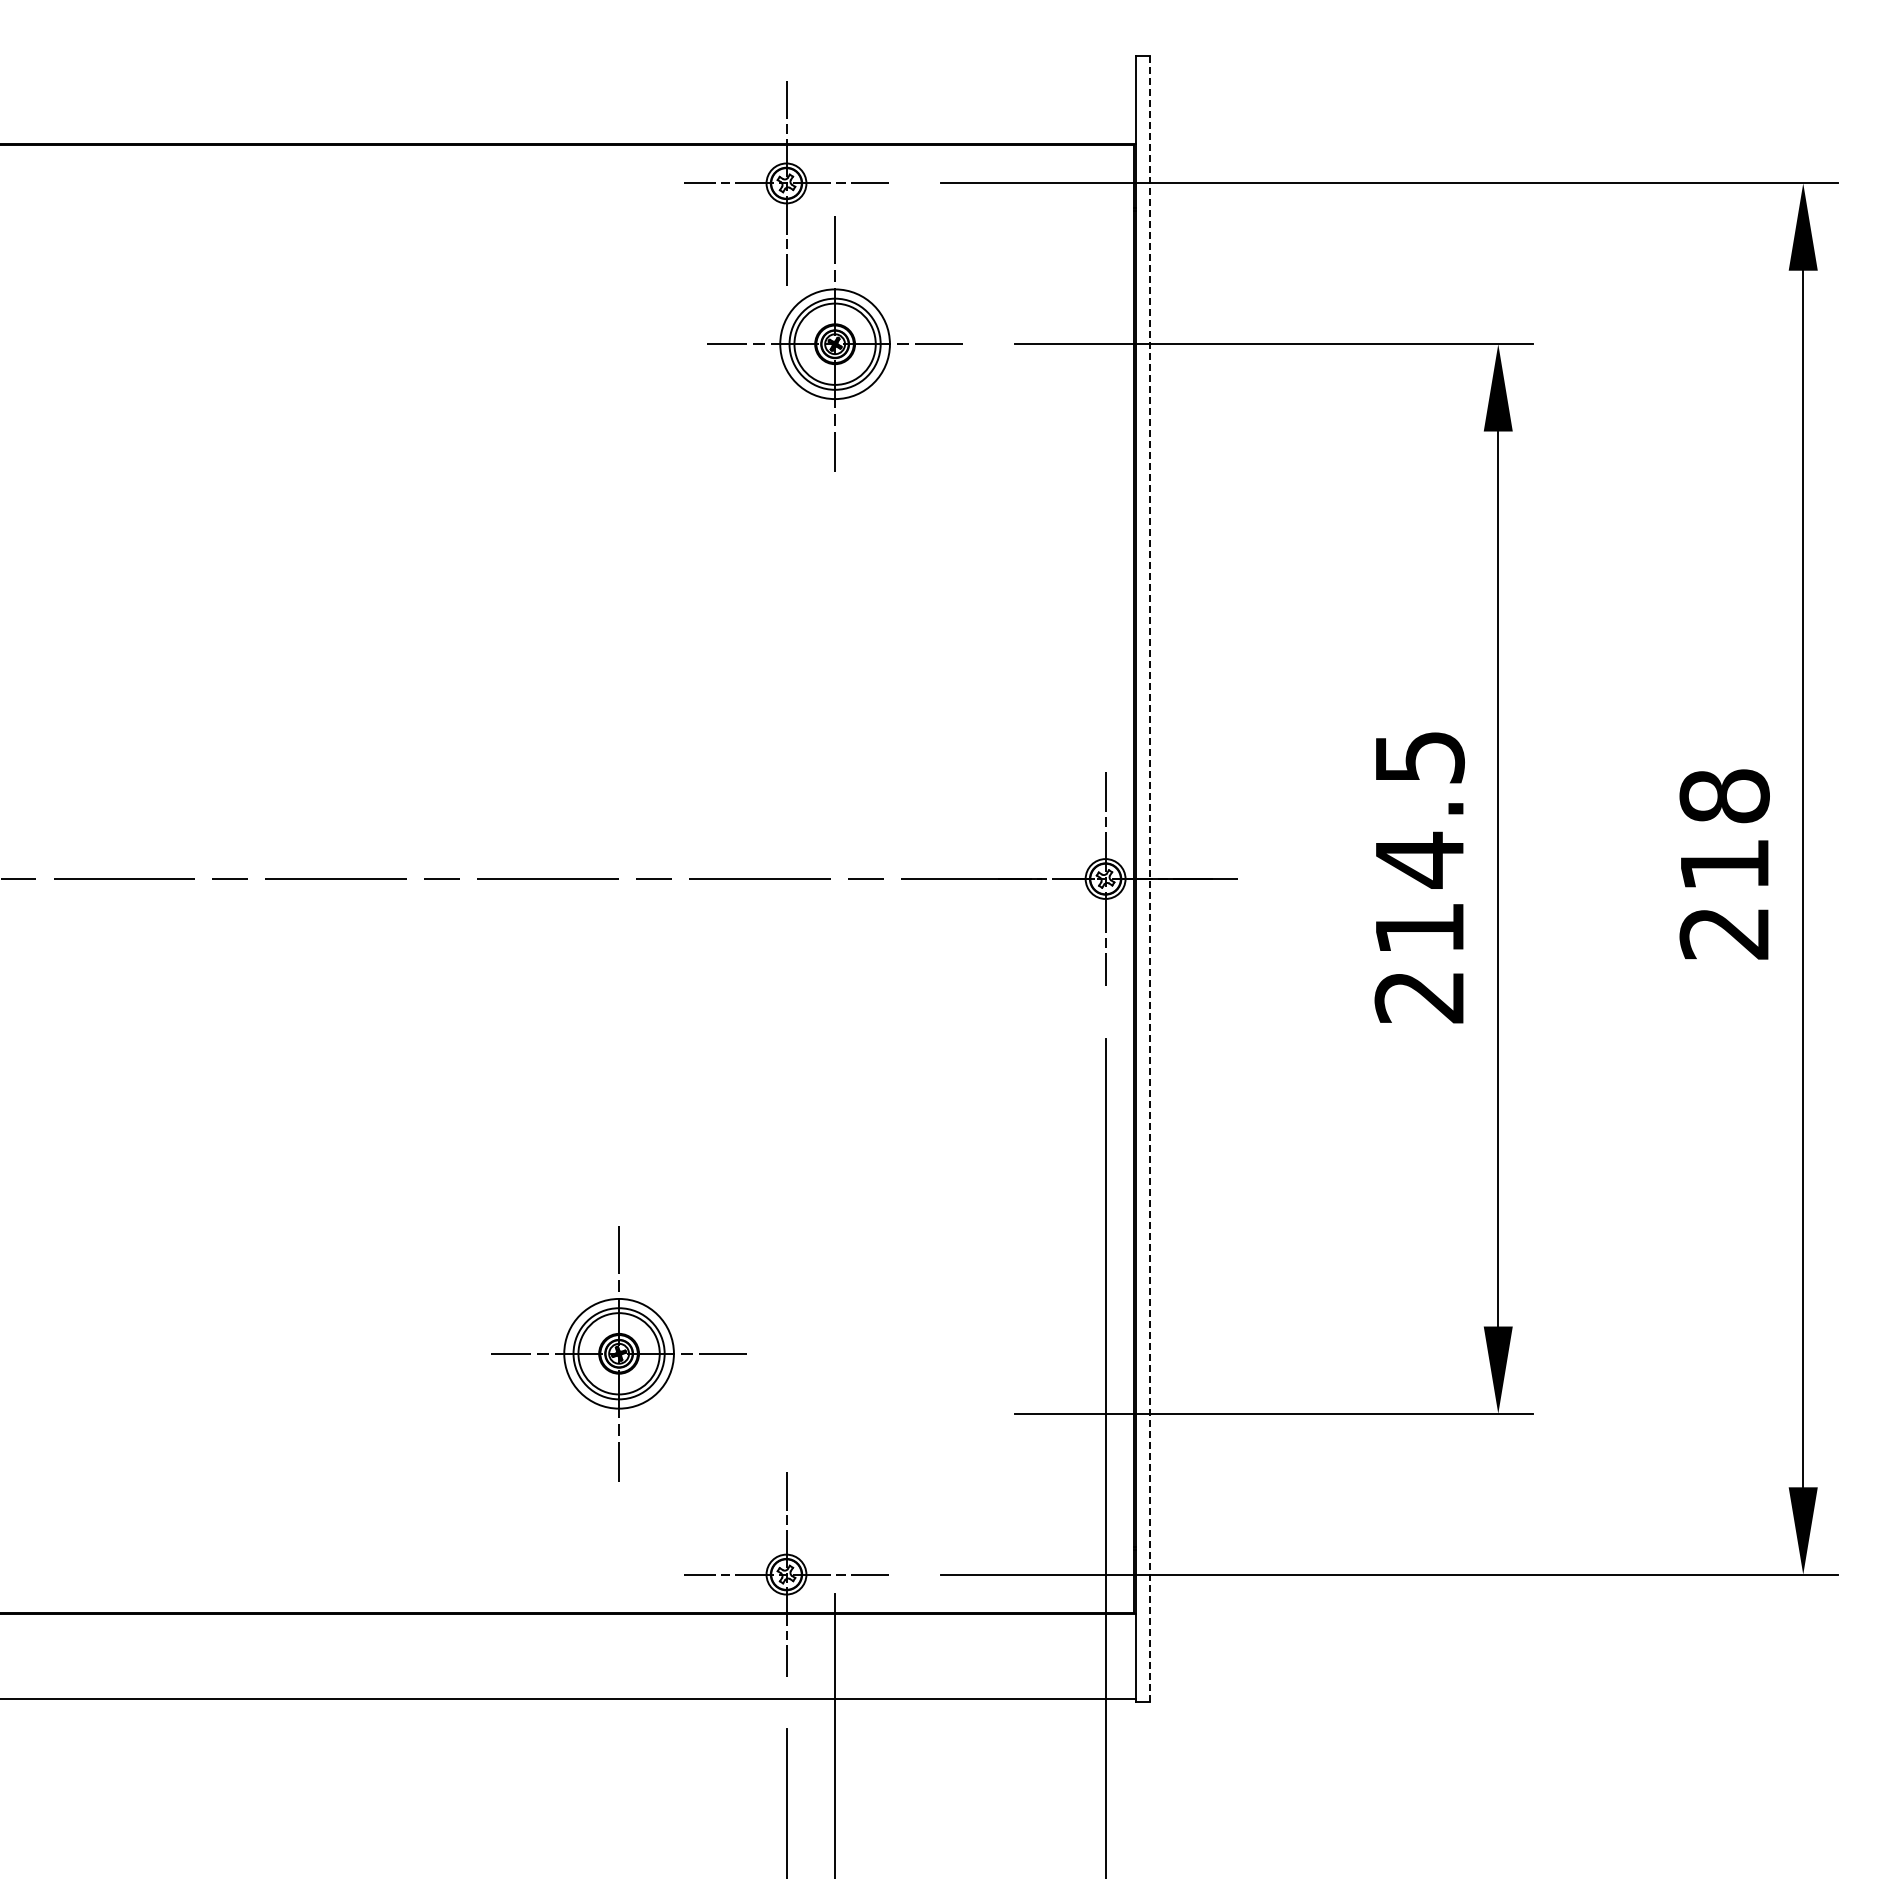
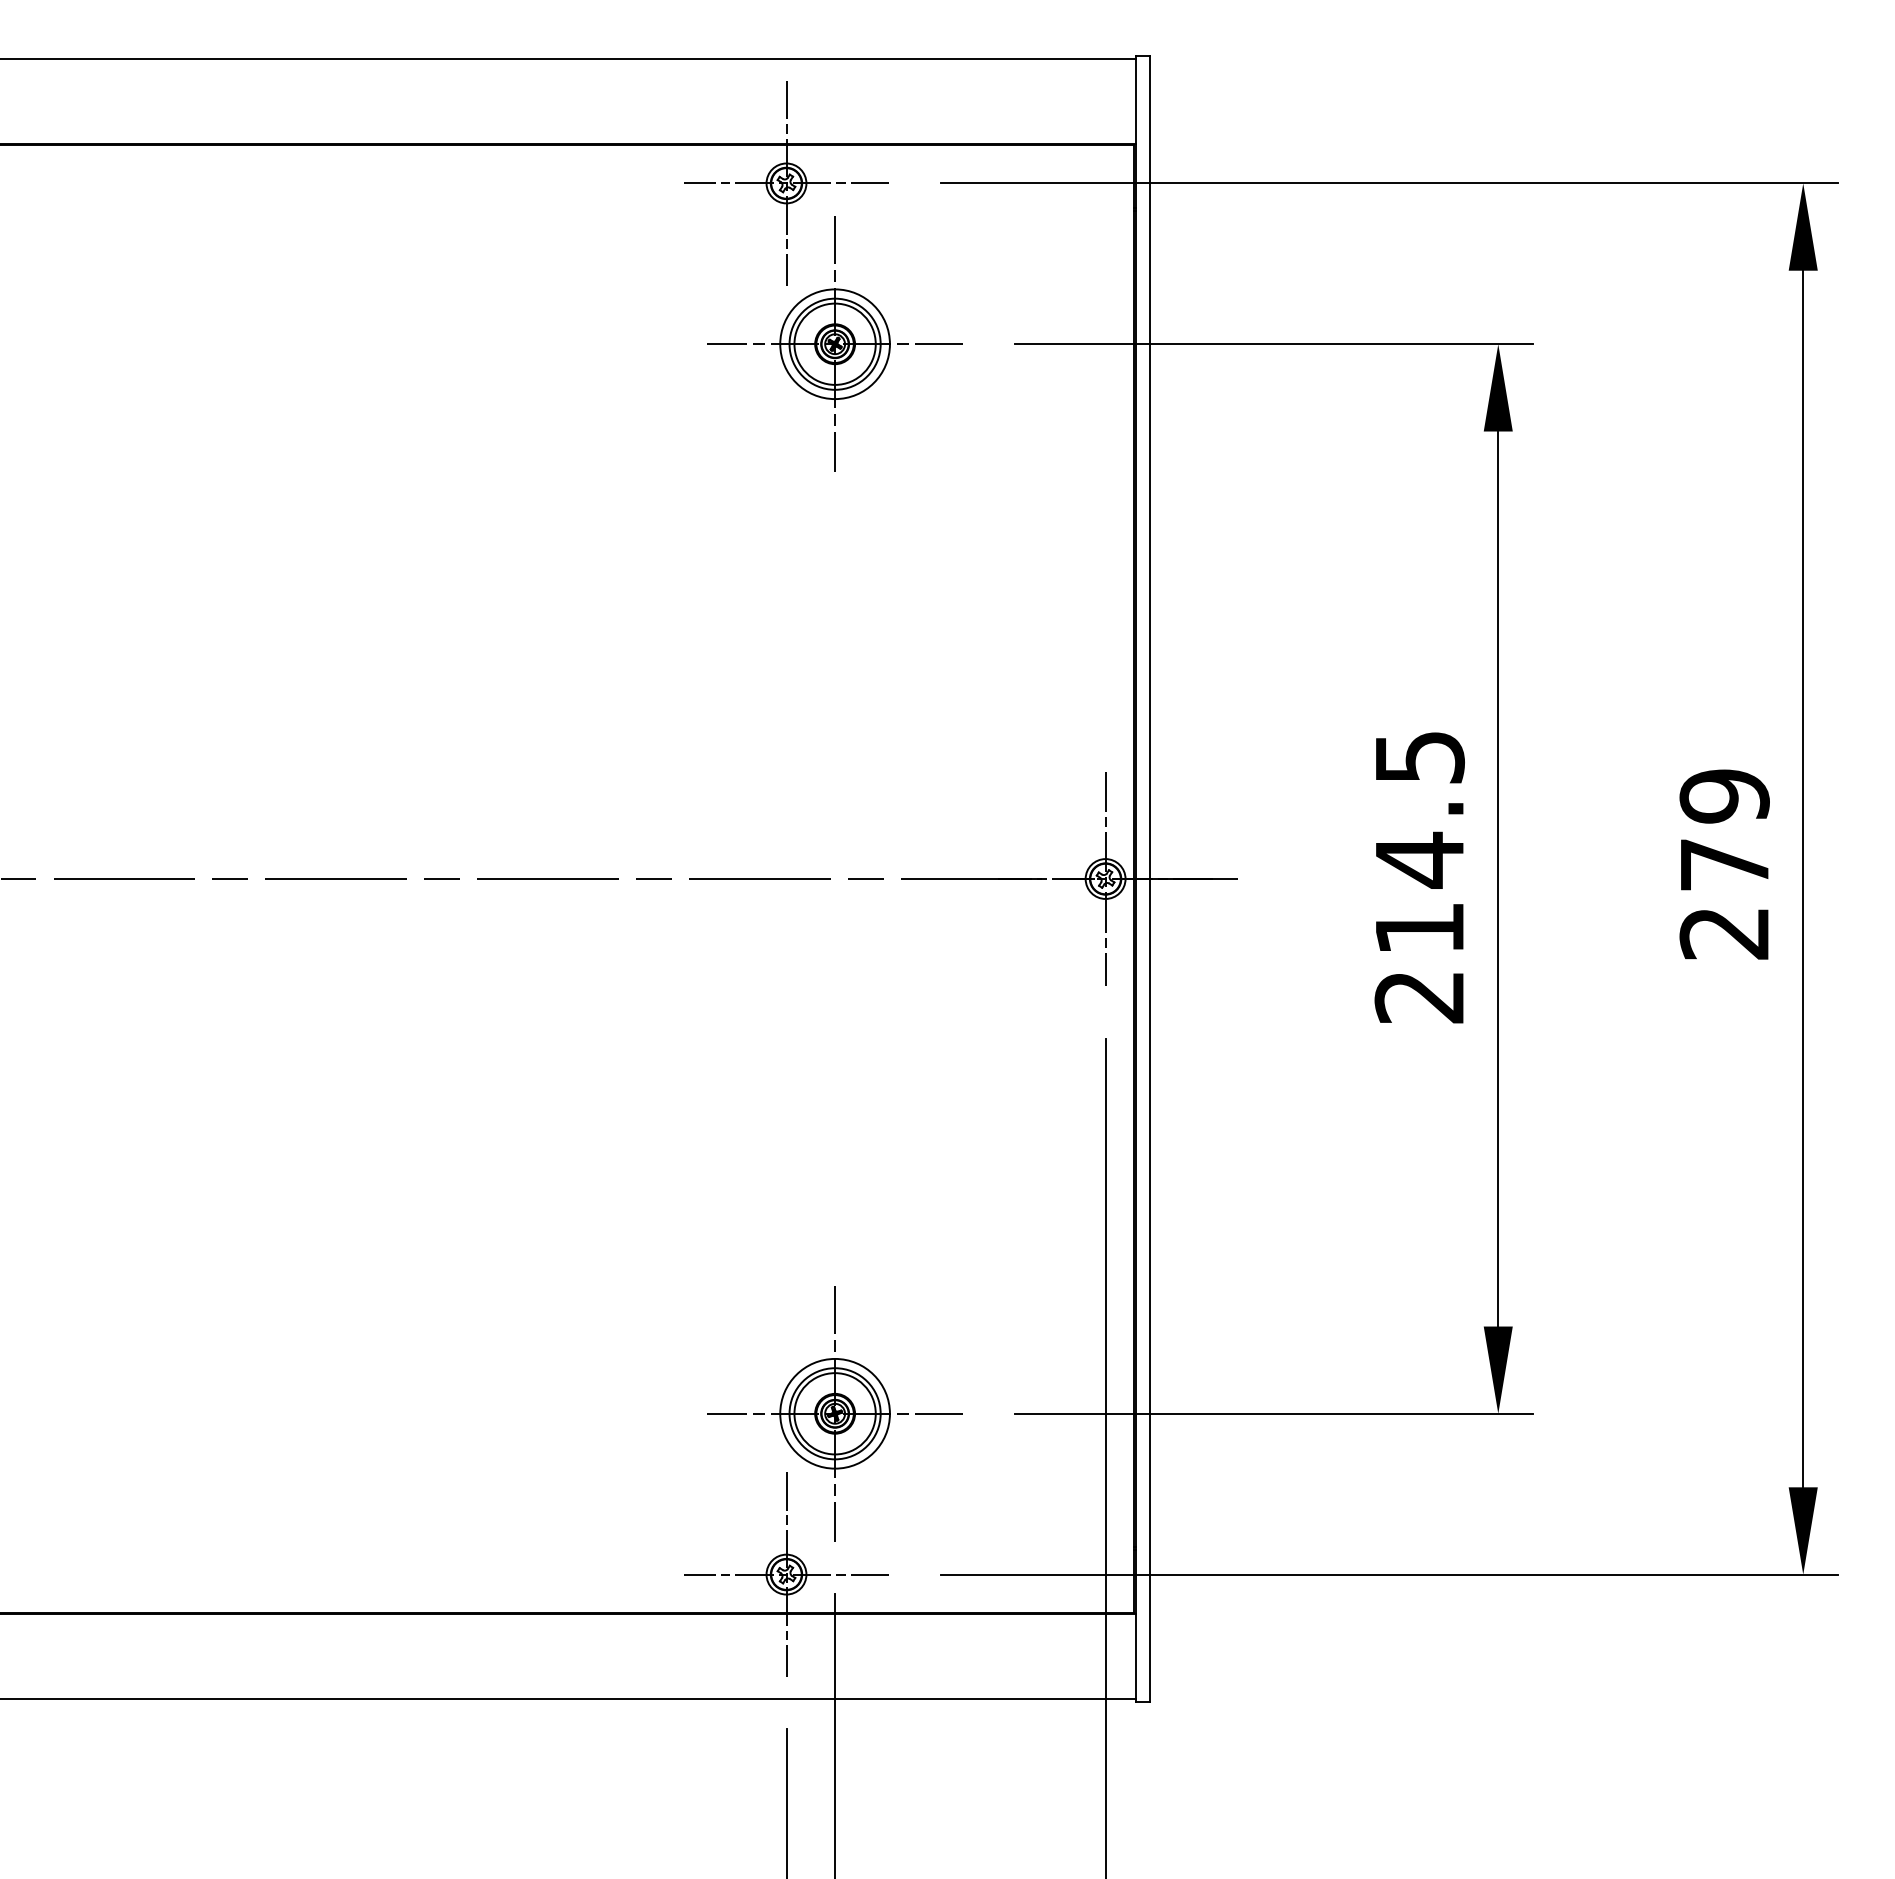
line: none -> present (568, 58)
text: 218 -> 279 (1724, 829)
line: dashed -> solid (1150, 879)
part position: (618, 1353) -> (834, 1413) (834, 1413)
